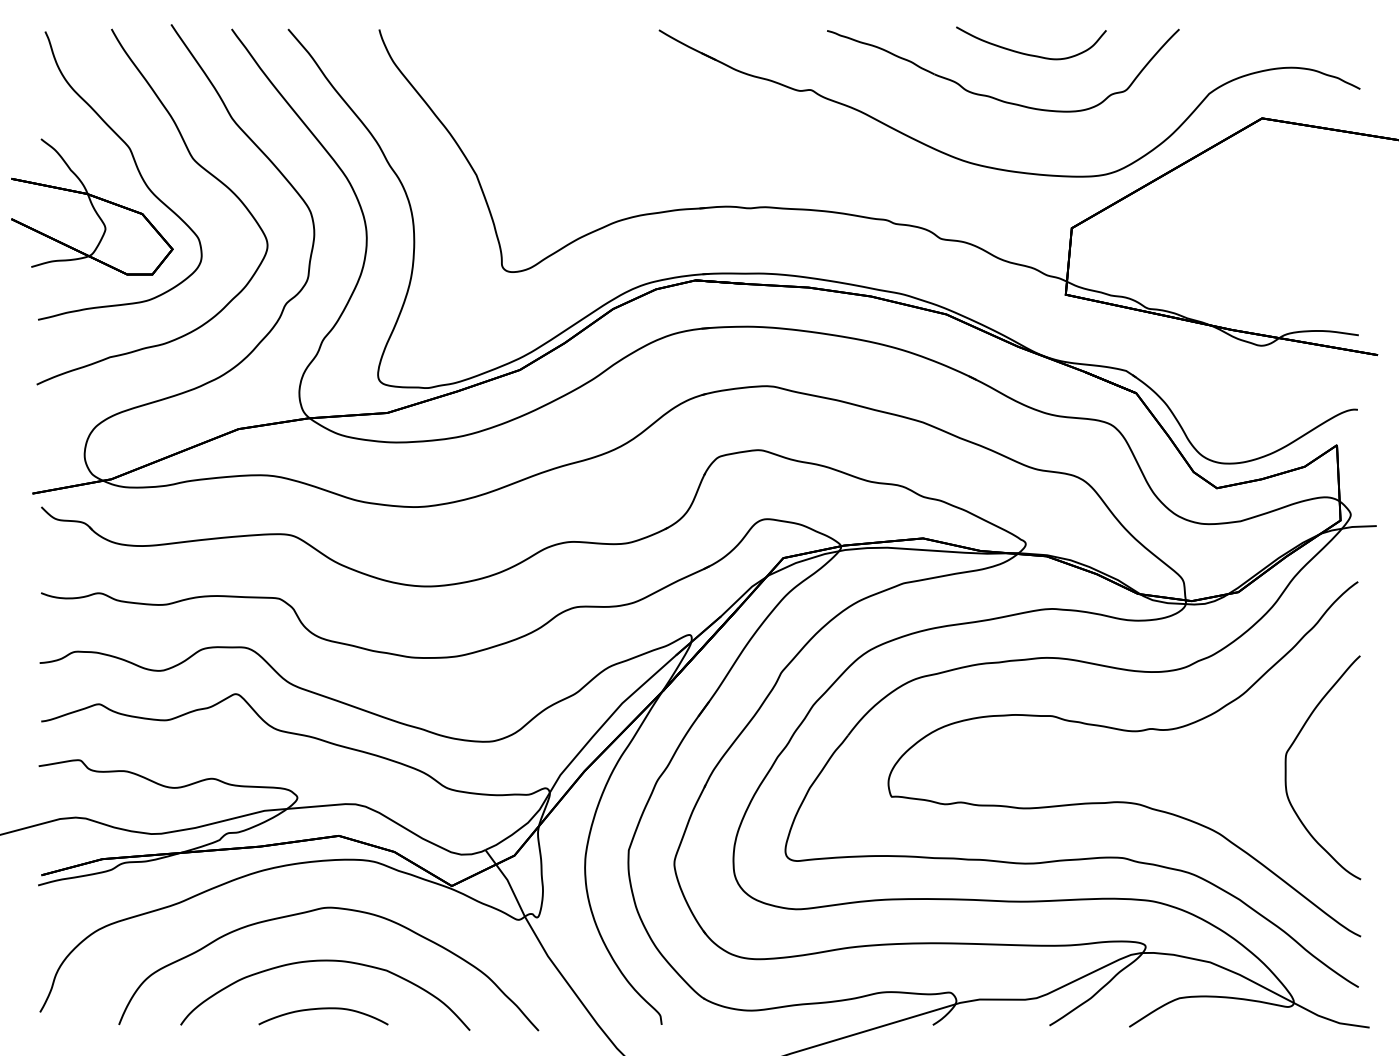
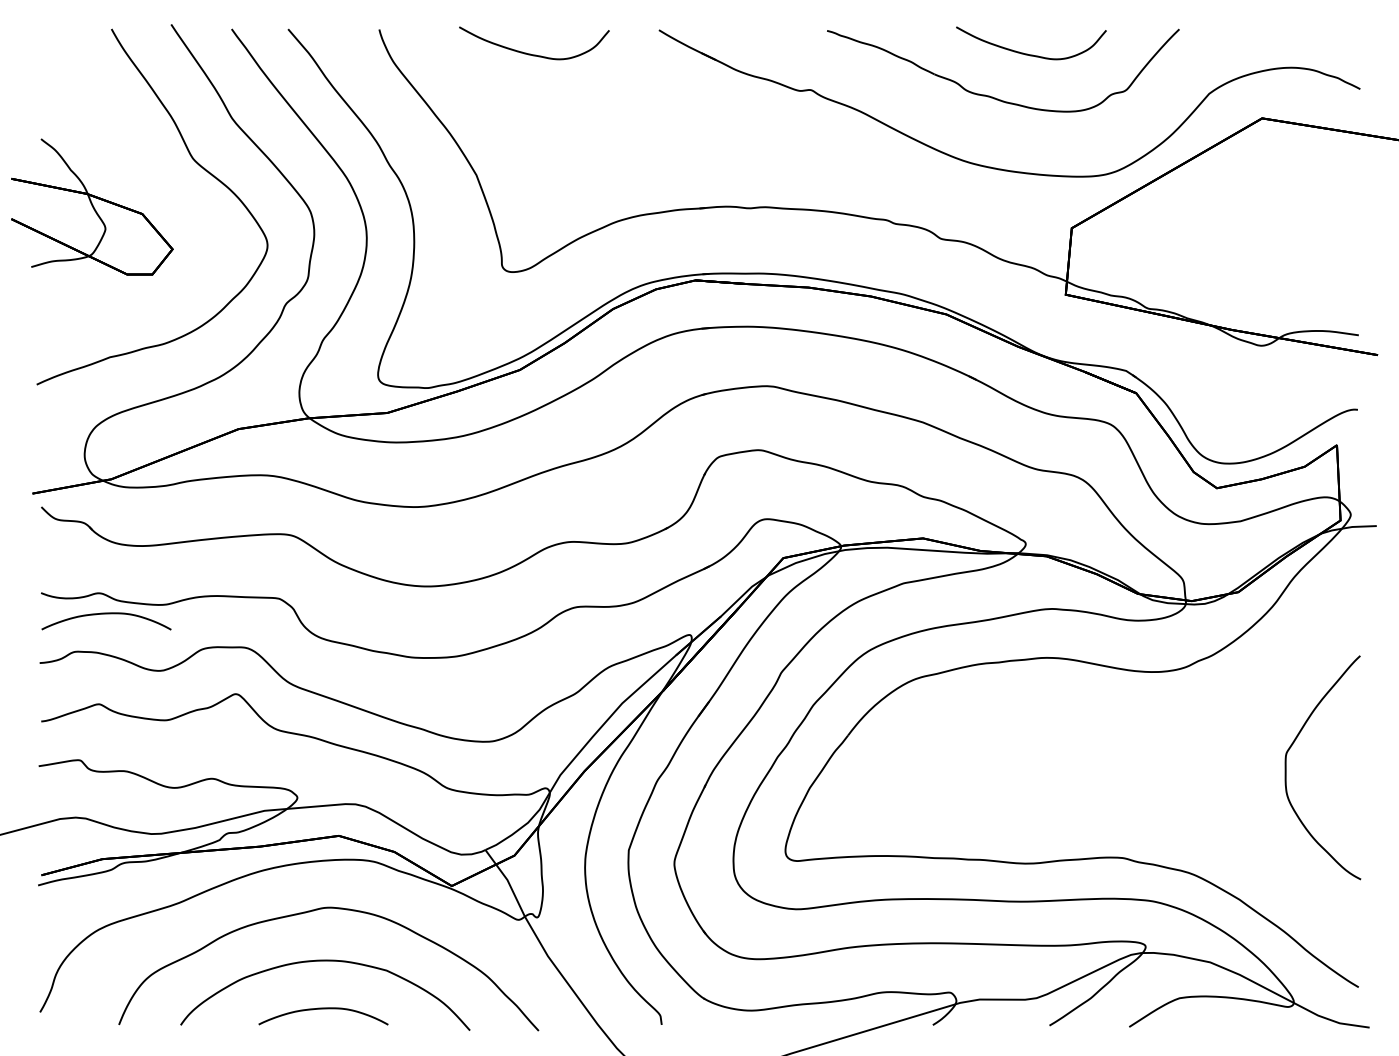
curve: none -> present (530, 53)
curve: present -> none (136, 168)
curve: none -> present (106, 614)
curve: present -> none (1131, 732)
